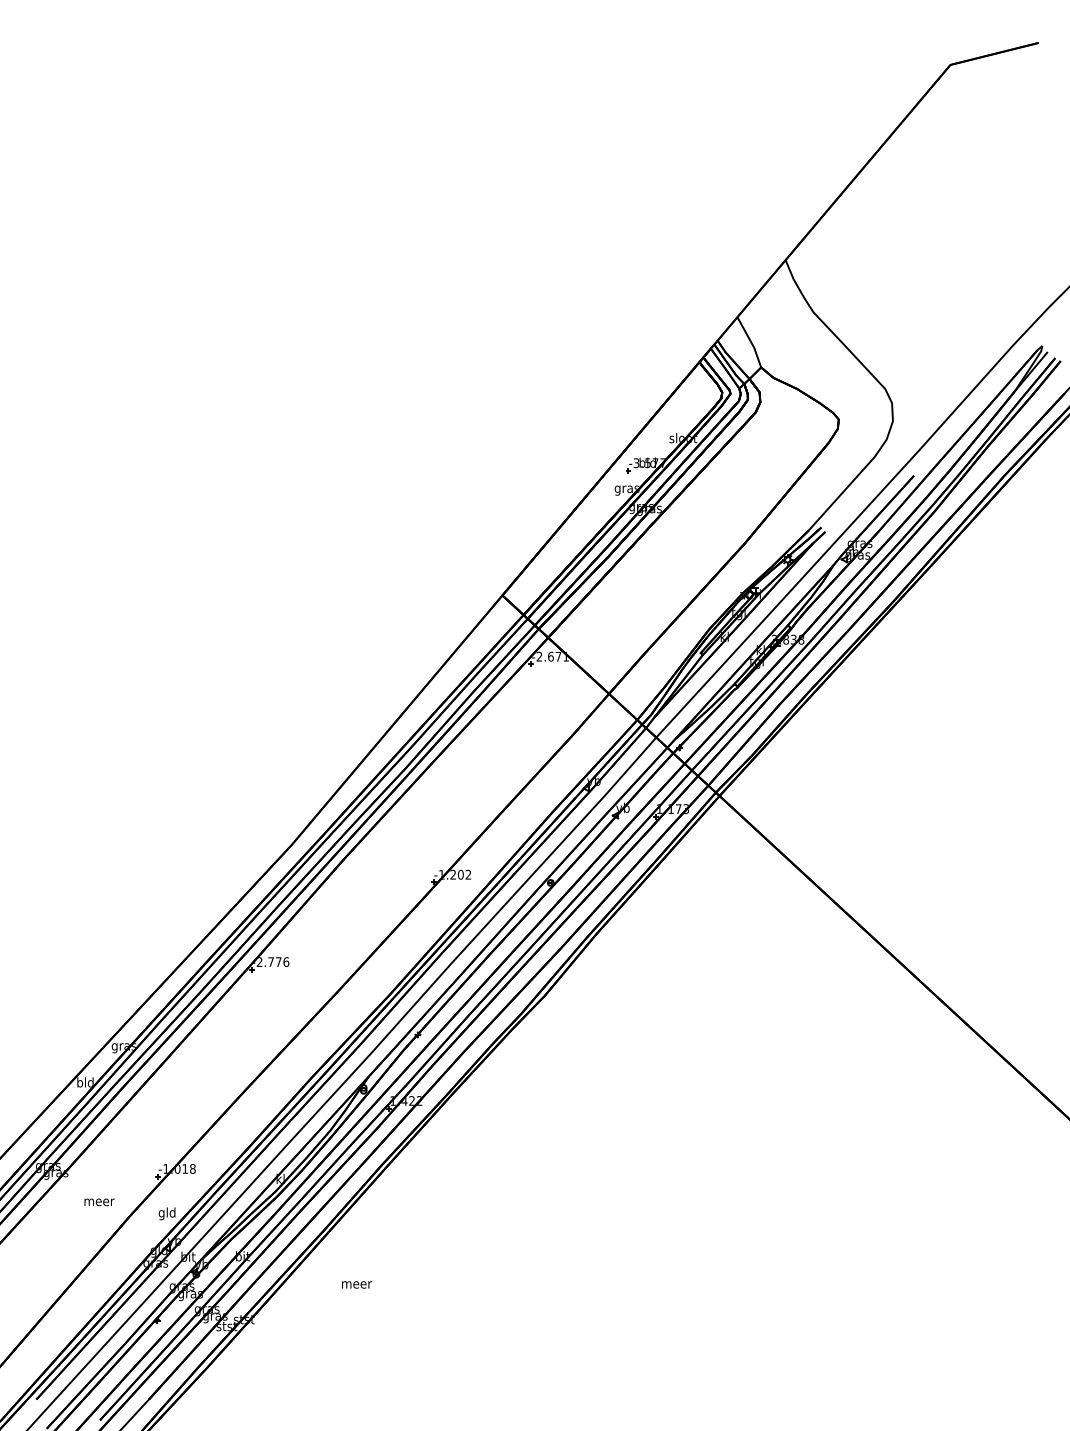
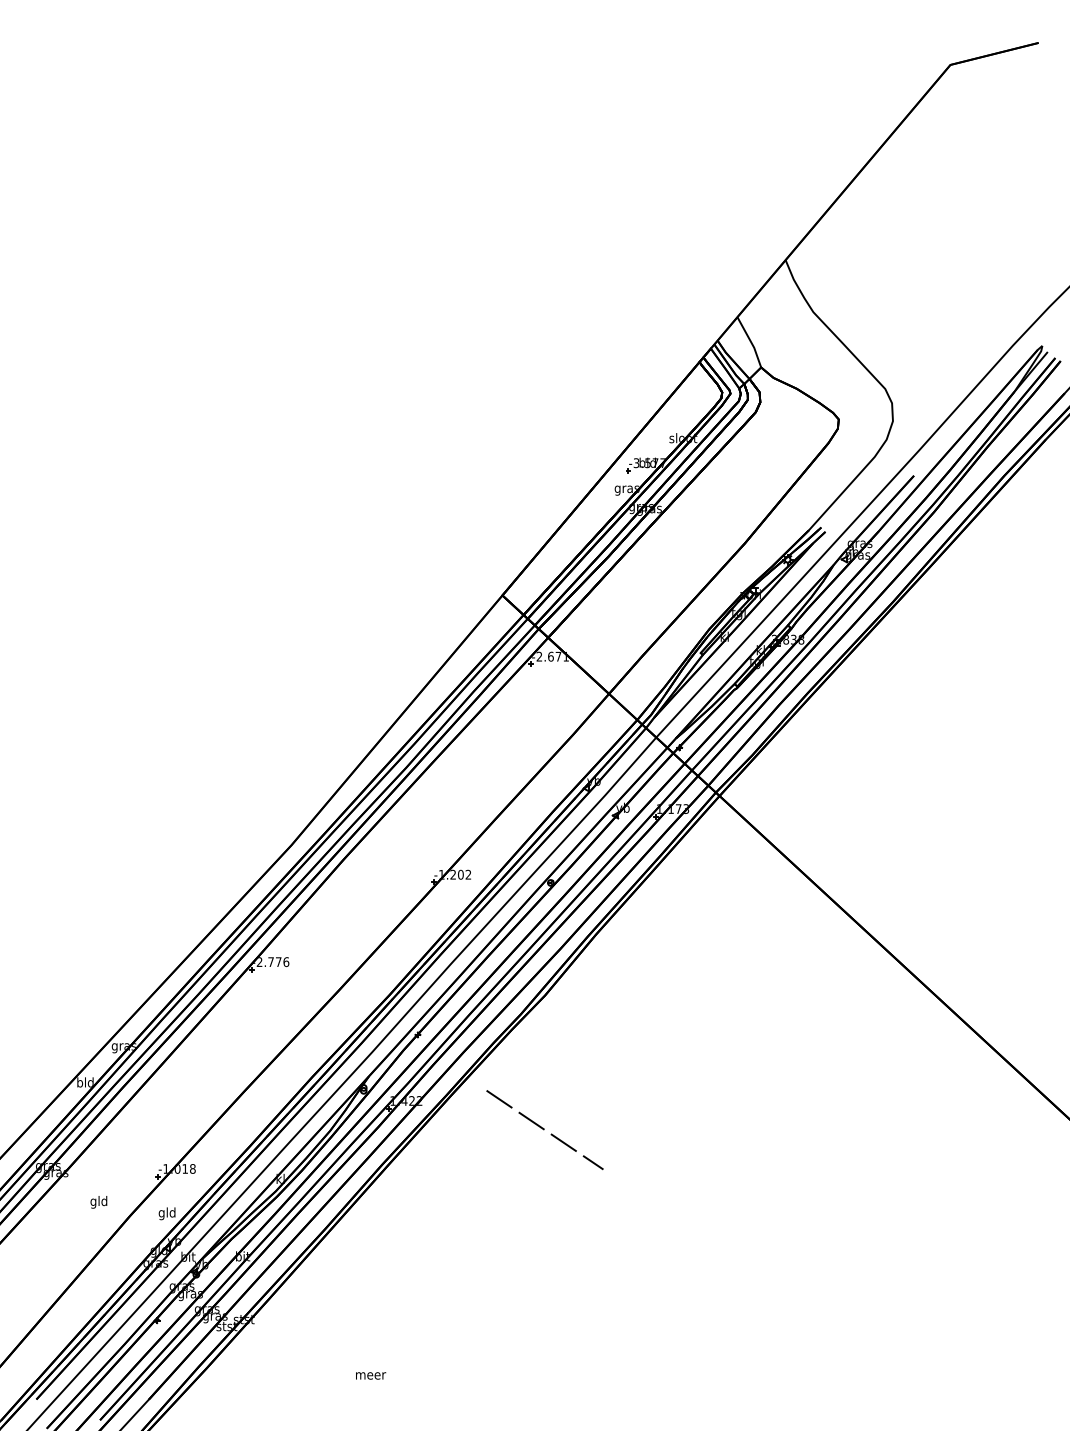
line: none -> present (544, 1129)
text: meer -> gld (99, 1202)
text position: (357, 1284) -> (371, 1375) (371, 1375)
